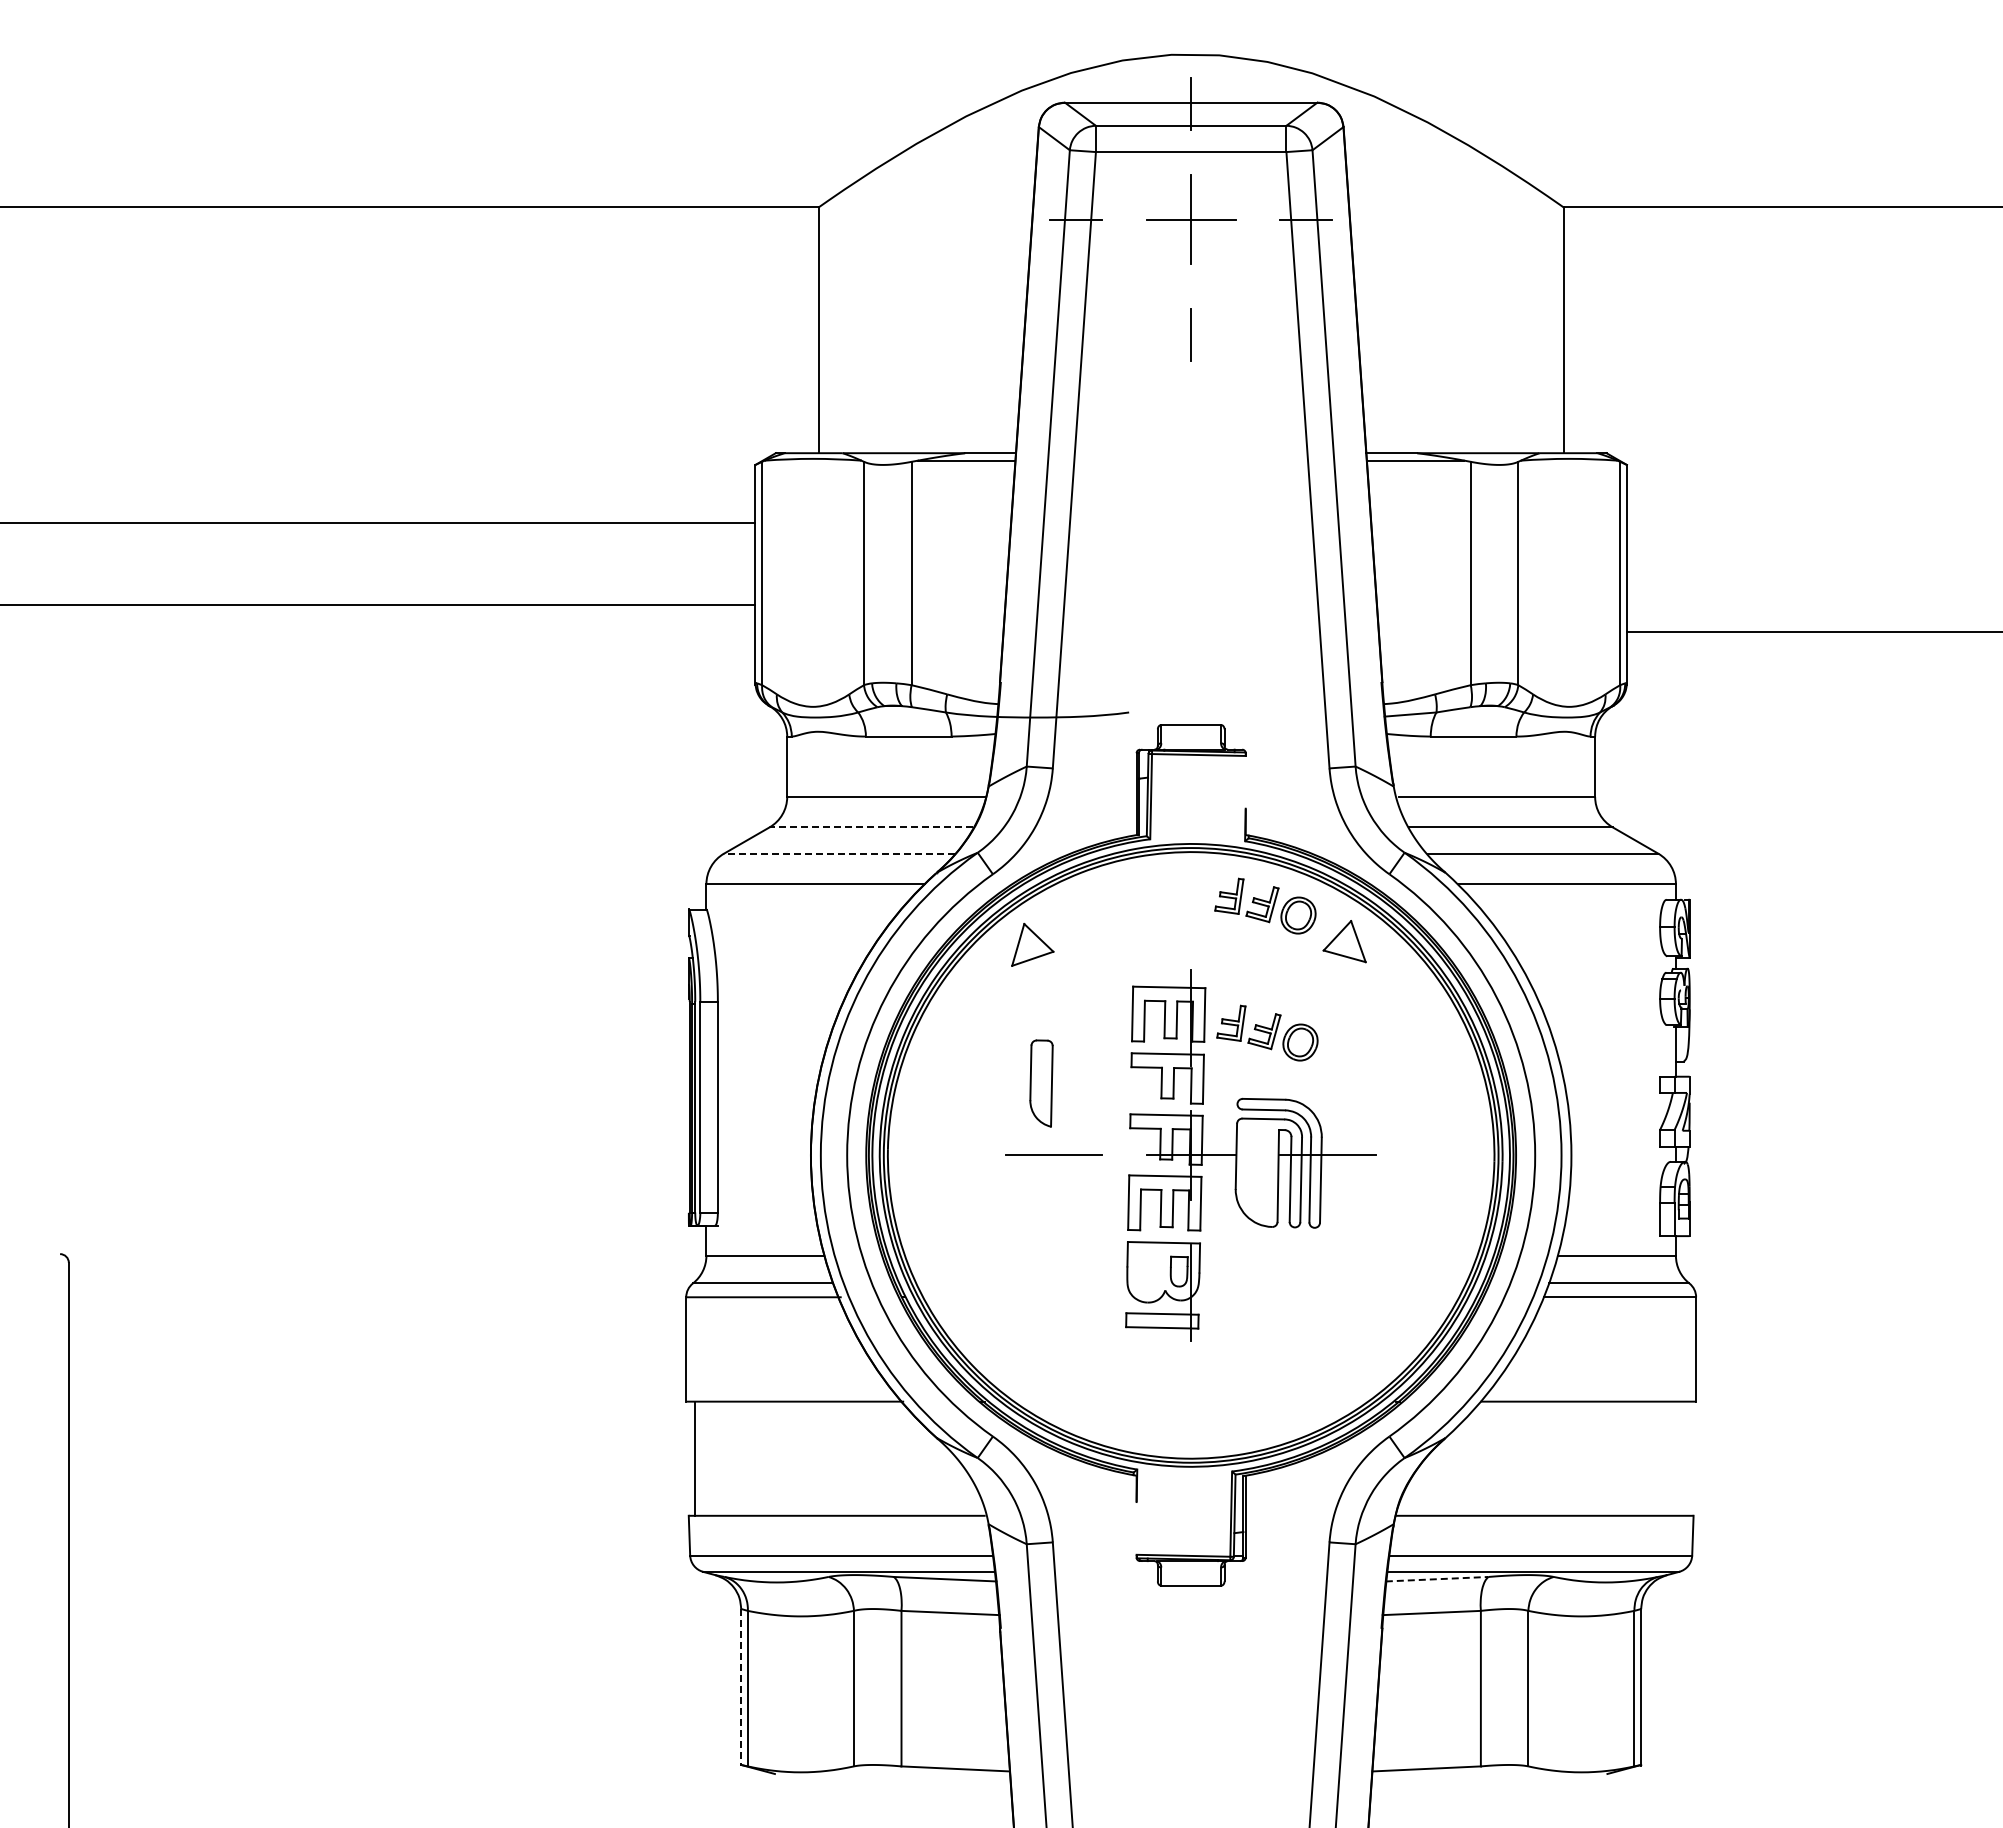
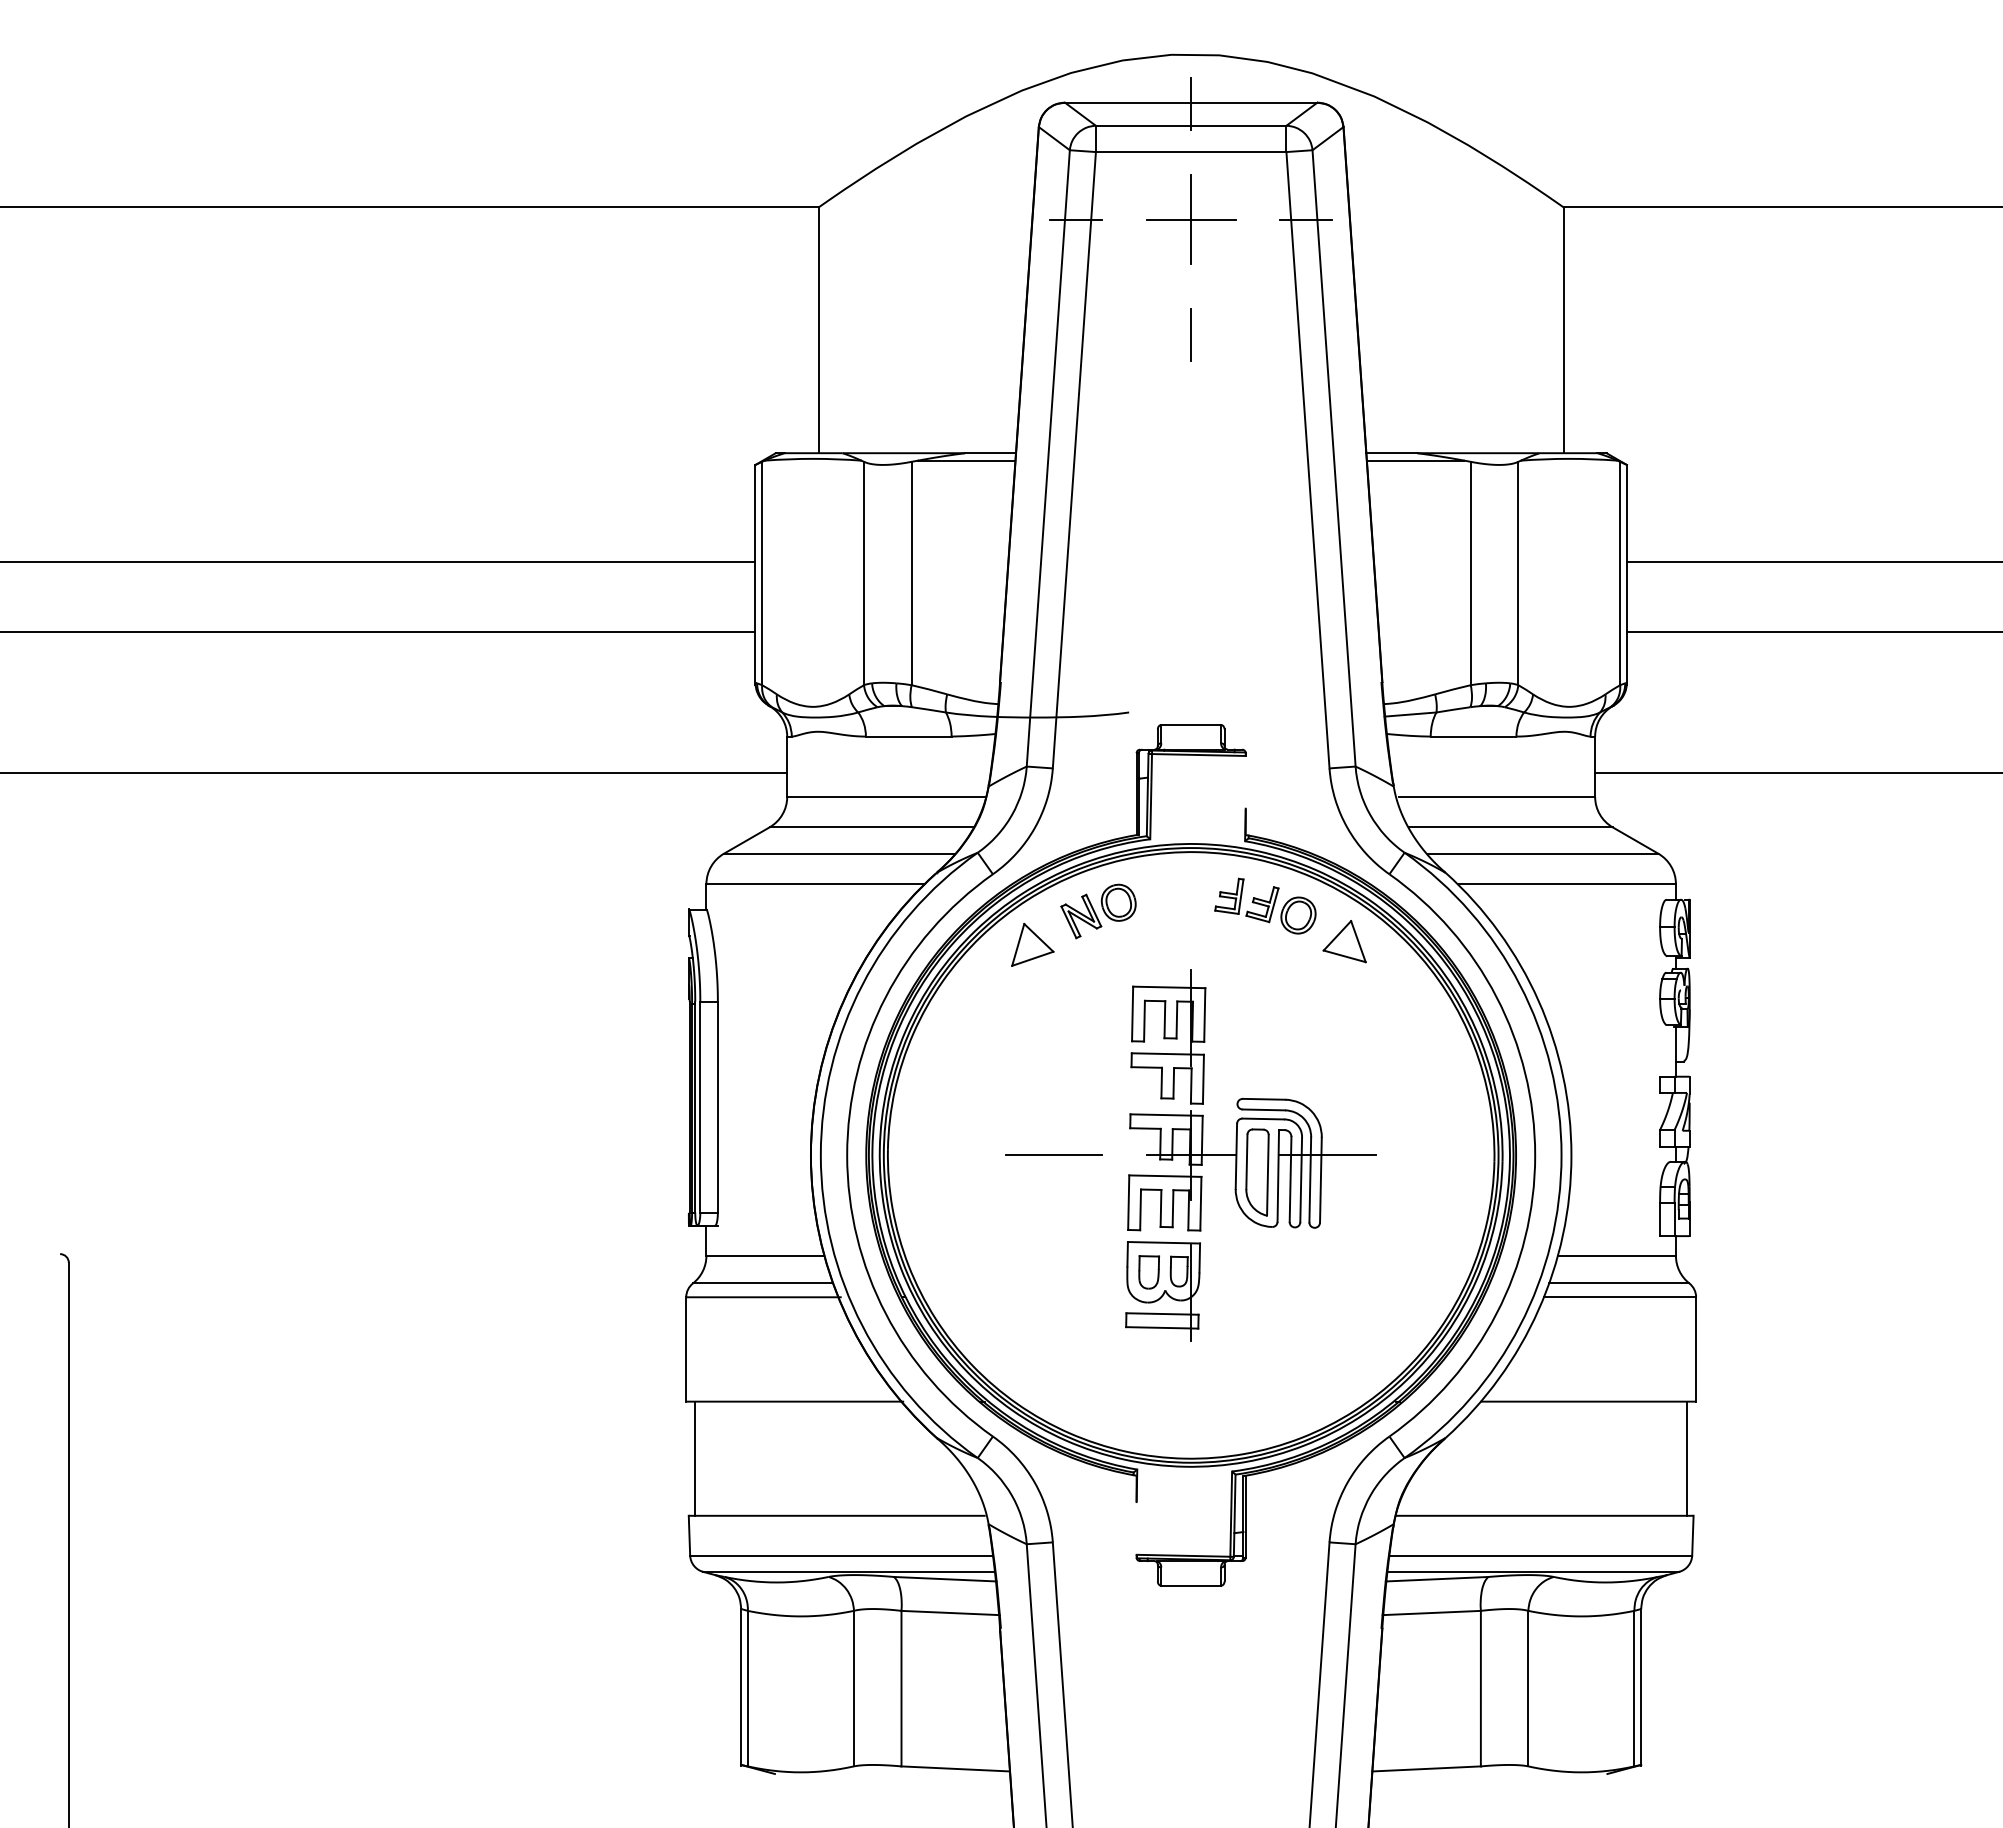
line position: (378, 523) -> (378, 562) (378, 562)
line: none -> present (1812, 562)
line position: (378, 605) -> (378, 632) (378, 632)
line: none -> present (394, 772)
line: none -> present (1797, 772)
line: dashed -> solid (871, 827)
line: dashed -> solid (838, 853)
part: none -> present (1098, 911)
part: present -> none (1267, 1032)
part position: (1041, 1083) -> (1257, 1172) (1257, 1172)
part: none -> present (1148, 1272)
line: none -> present (1687, 1458)
line: dashed -> solid (1437, 1579)
line: dashed -> solid (741, 1687)
